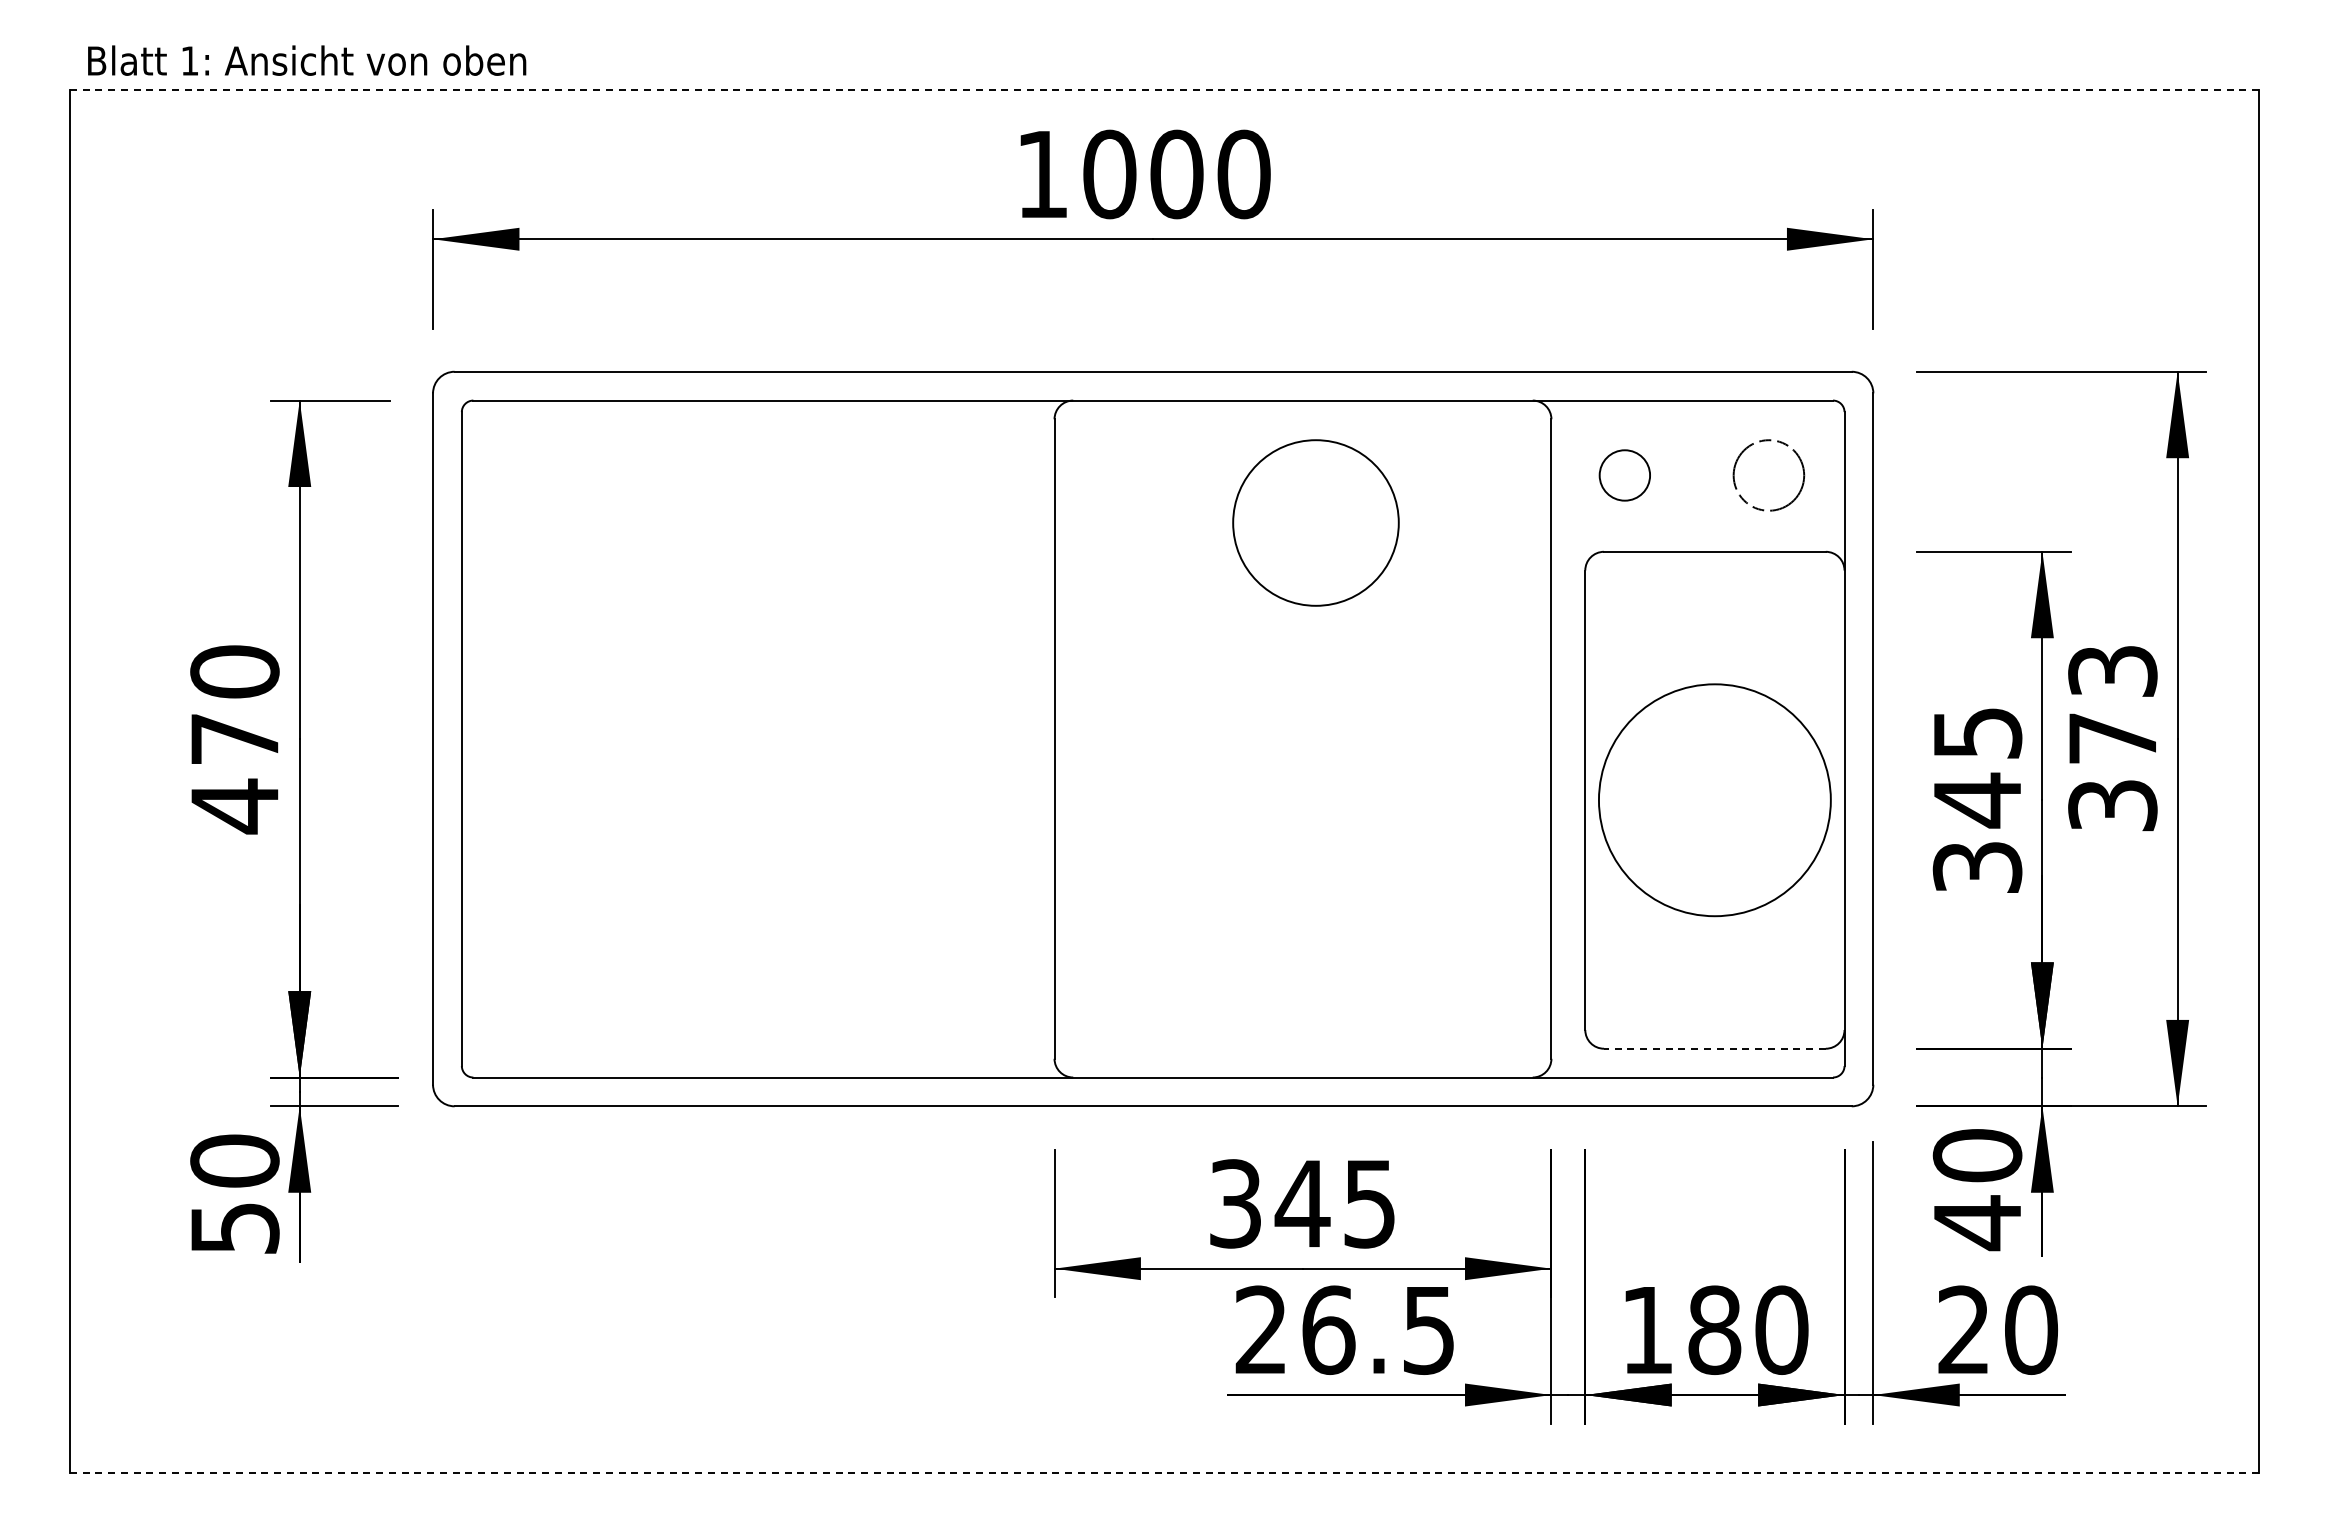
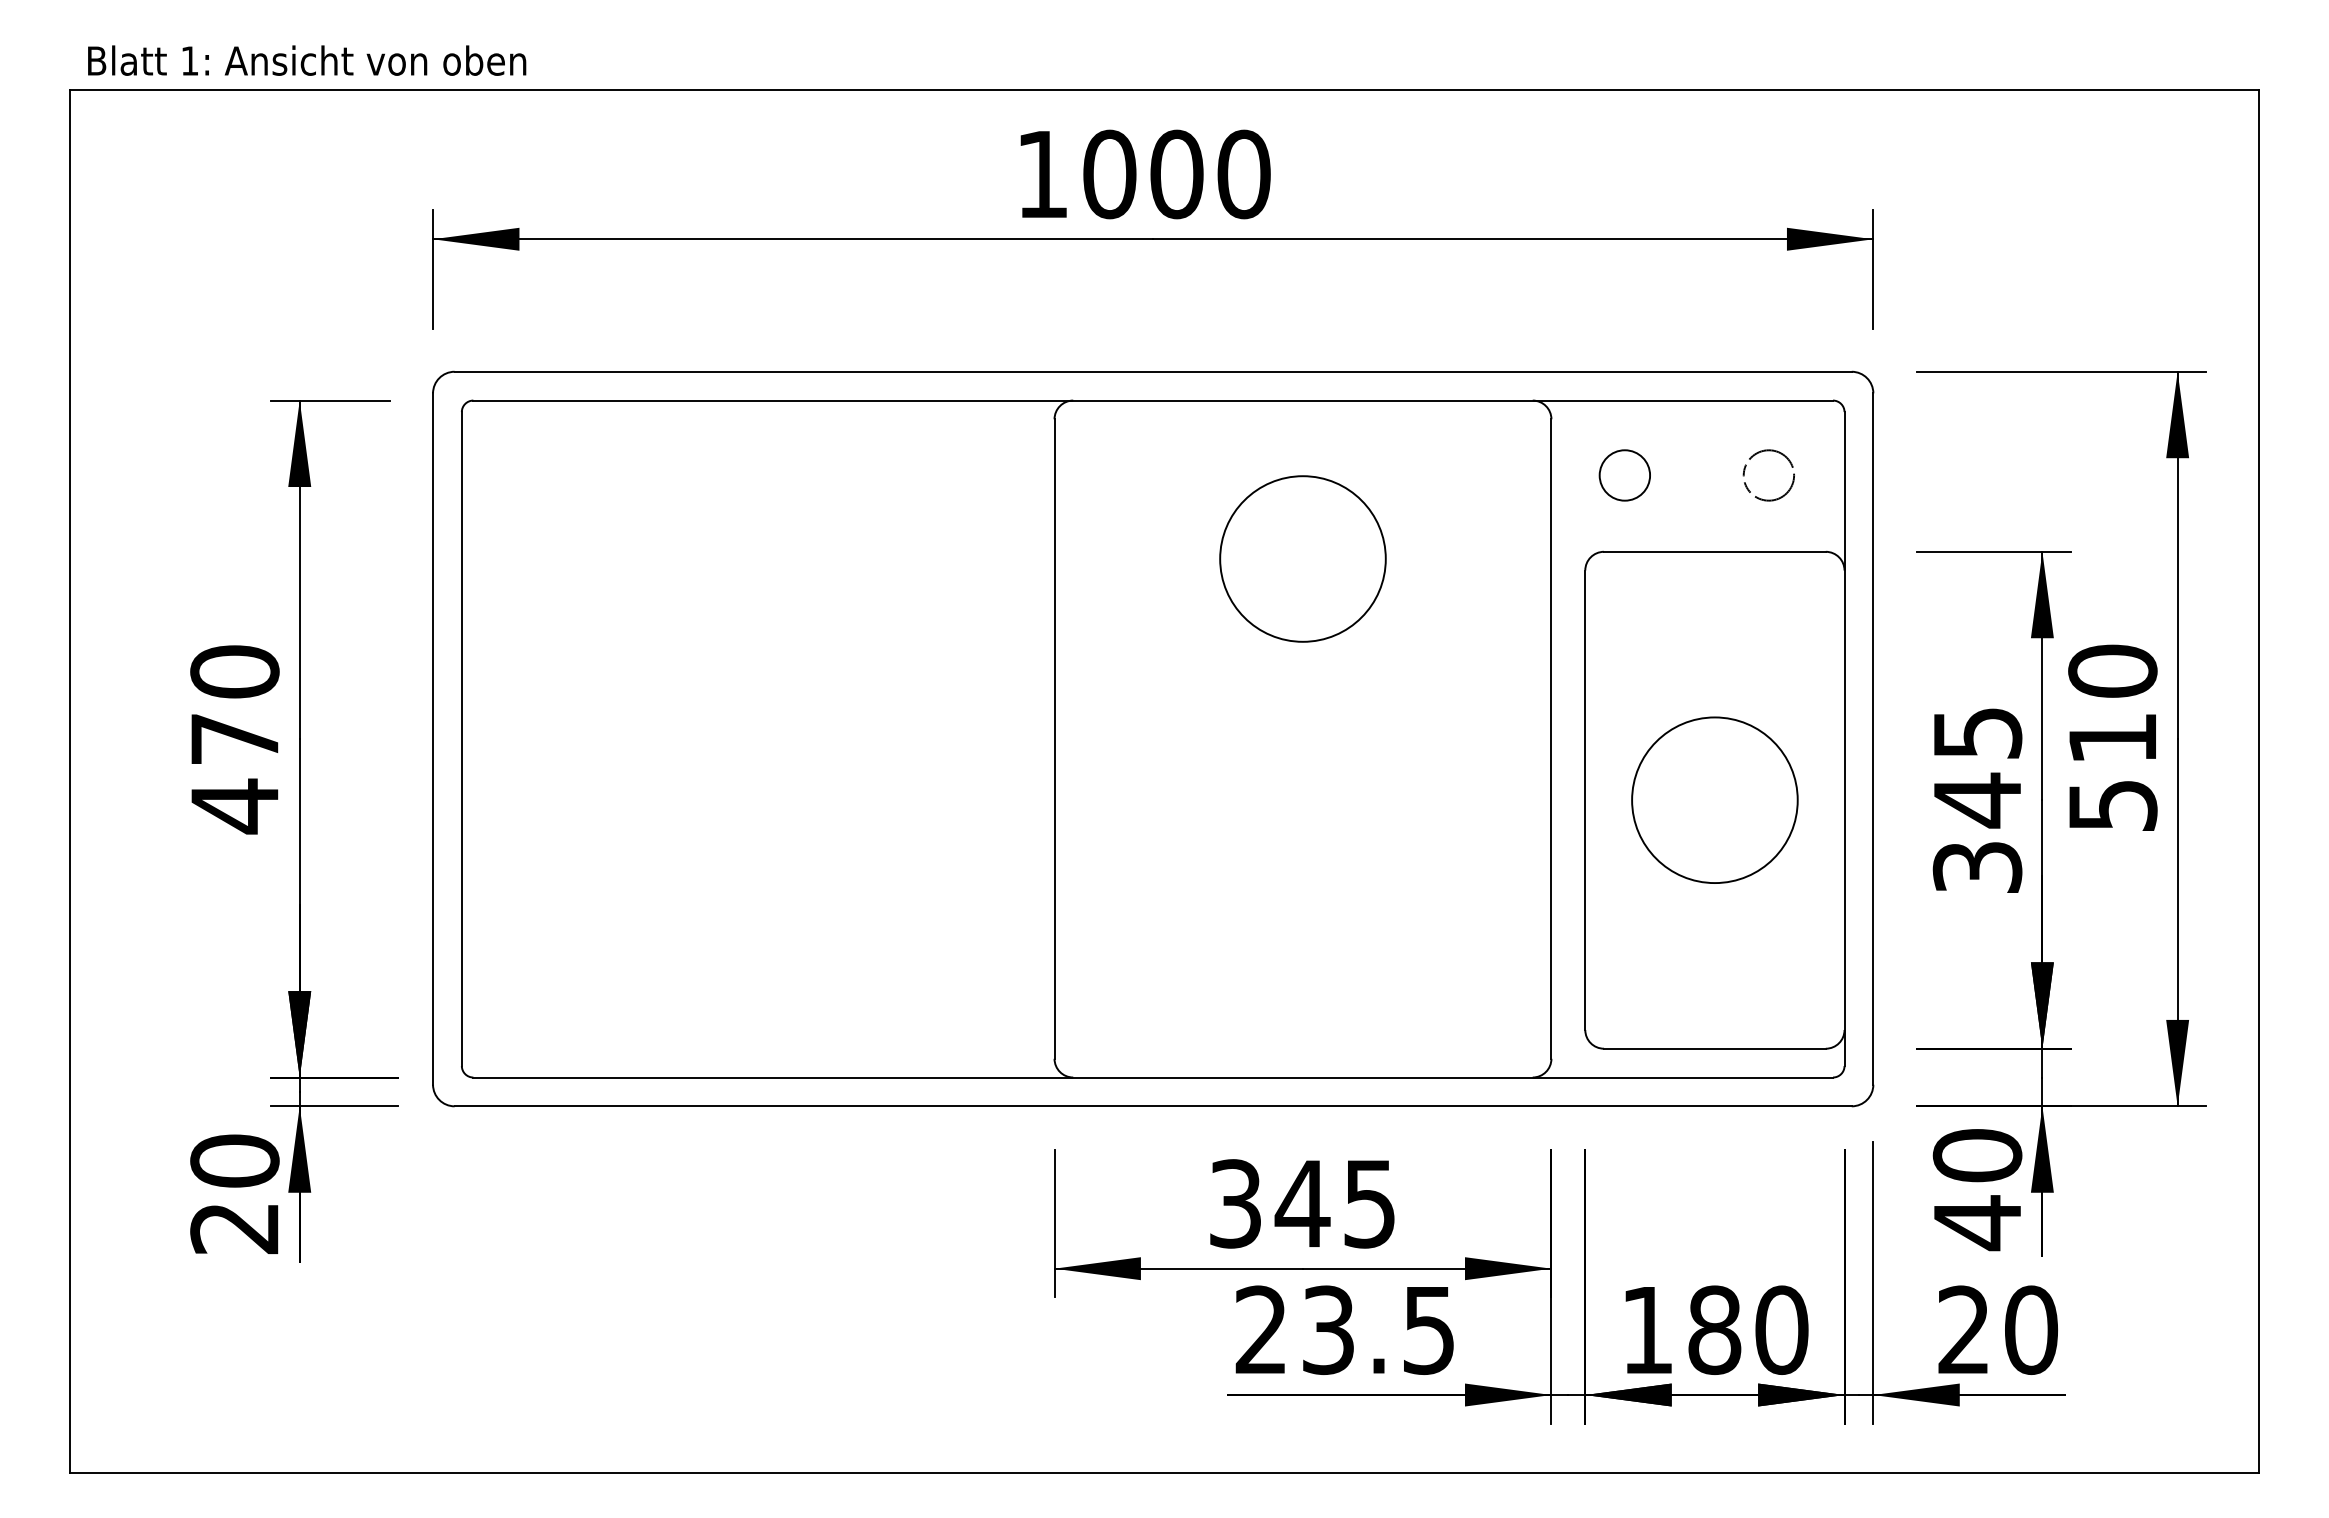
line: dashed -> solid (1164, 89)
circle diameter: 71 px -> 50 px (1768, 475)
circle position: (1315, 522) -> (1302, 558) (1302, 558)
text: 373 -> 510 (2112, 737)
circle diameter: 232 px -> 166 px (1714, 800)
line: dashed -> solid (1714, 1048)
text: 50 -> 20 (234, 1228)
text: 26.5 -> 23.5 (1328, 1330)
line: dashed -> solid (1164, 1472)
